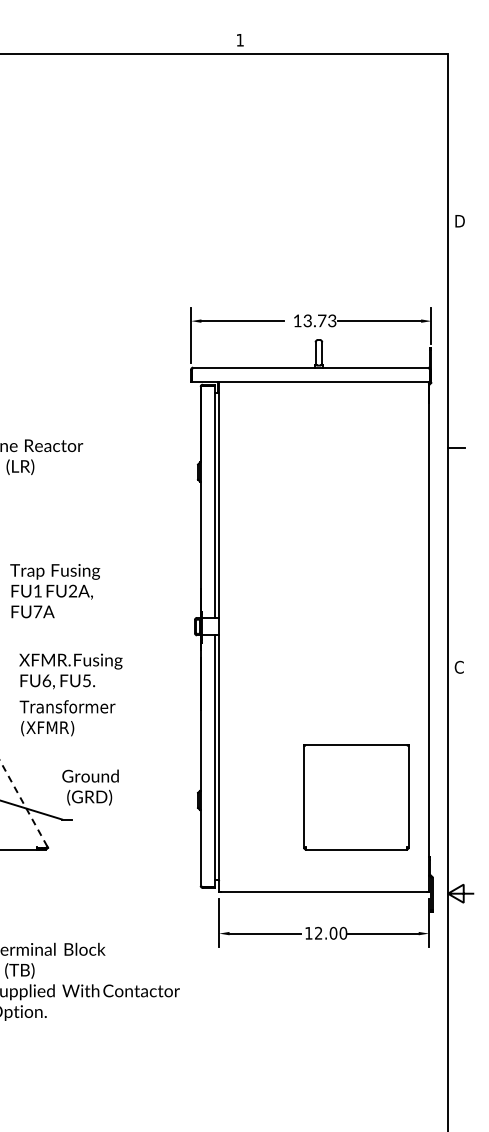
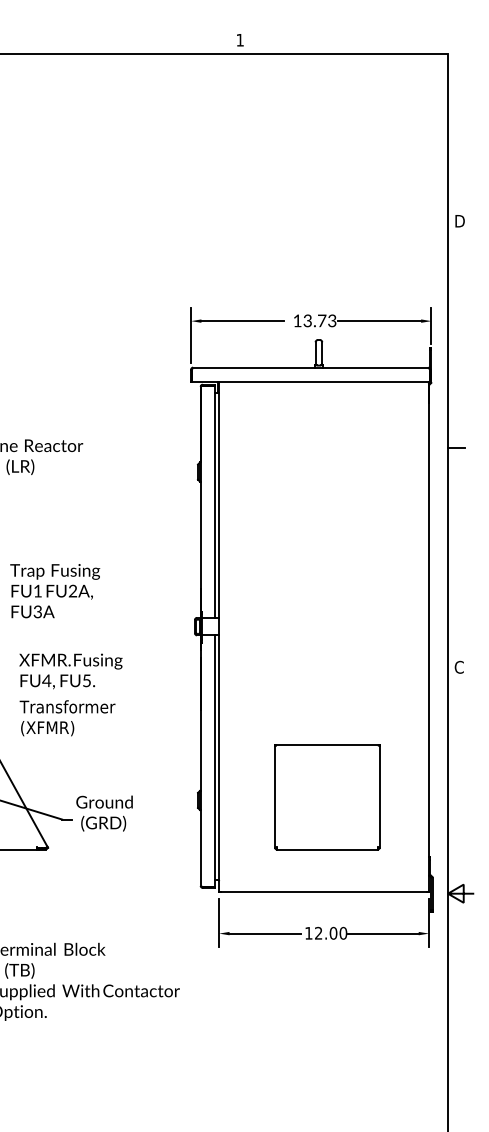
text: FU7A -> FU3A (37, 611)
text: FU6, -> FU4, (46, 680)
text position: (90, 787) -> (104, 813) (104, 813)
part position: (356, 797) -> (327, 797) (327, 797)
line: dashed -> solid (23, 803)
